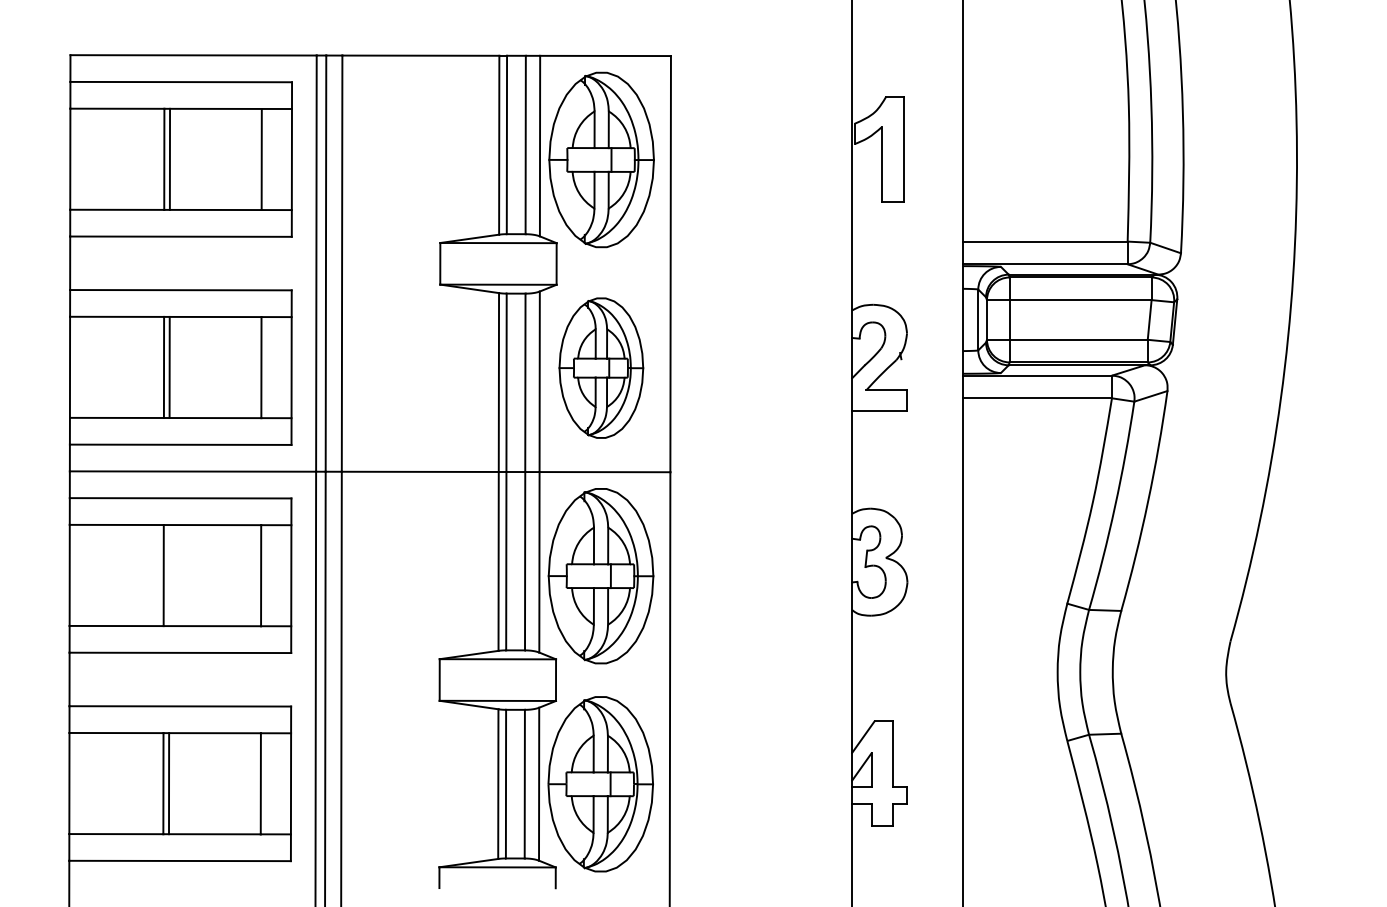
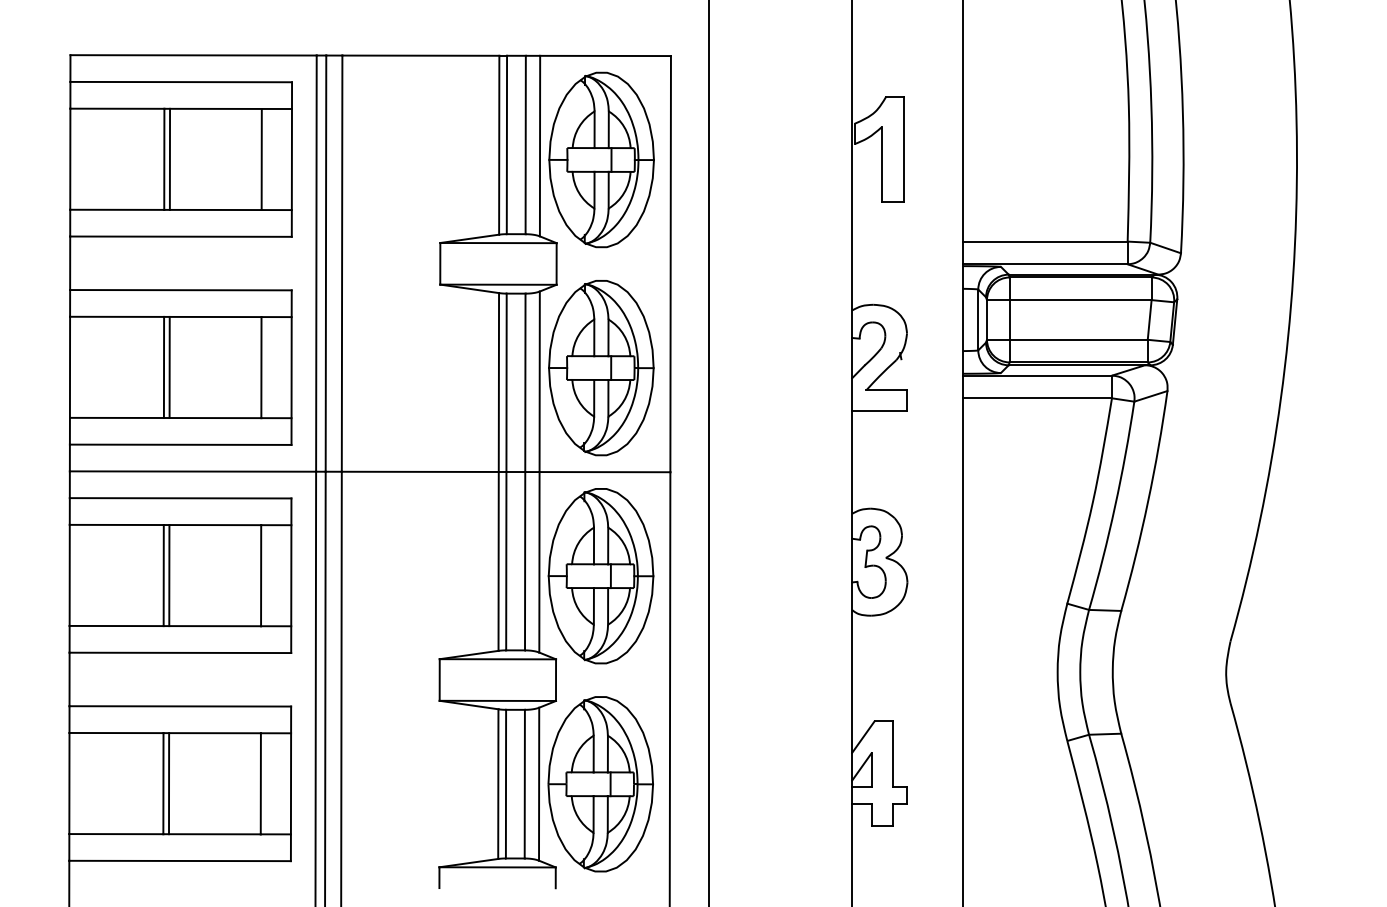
part size: 87x142 px -> 107x177 px (601, 368)
line: none -> present (708, 452)
line: none -> present (169, 575)
